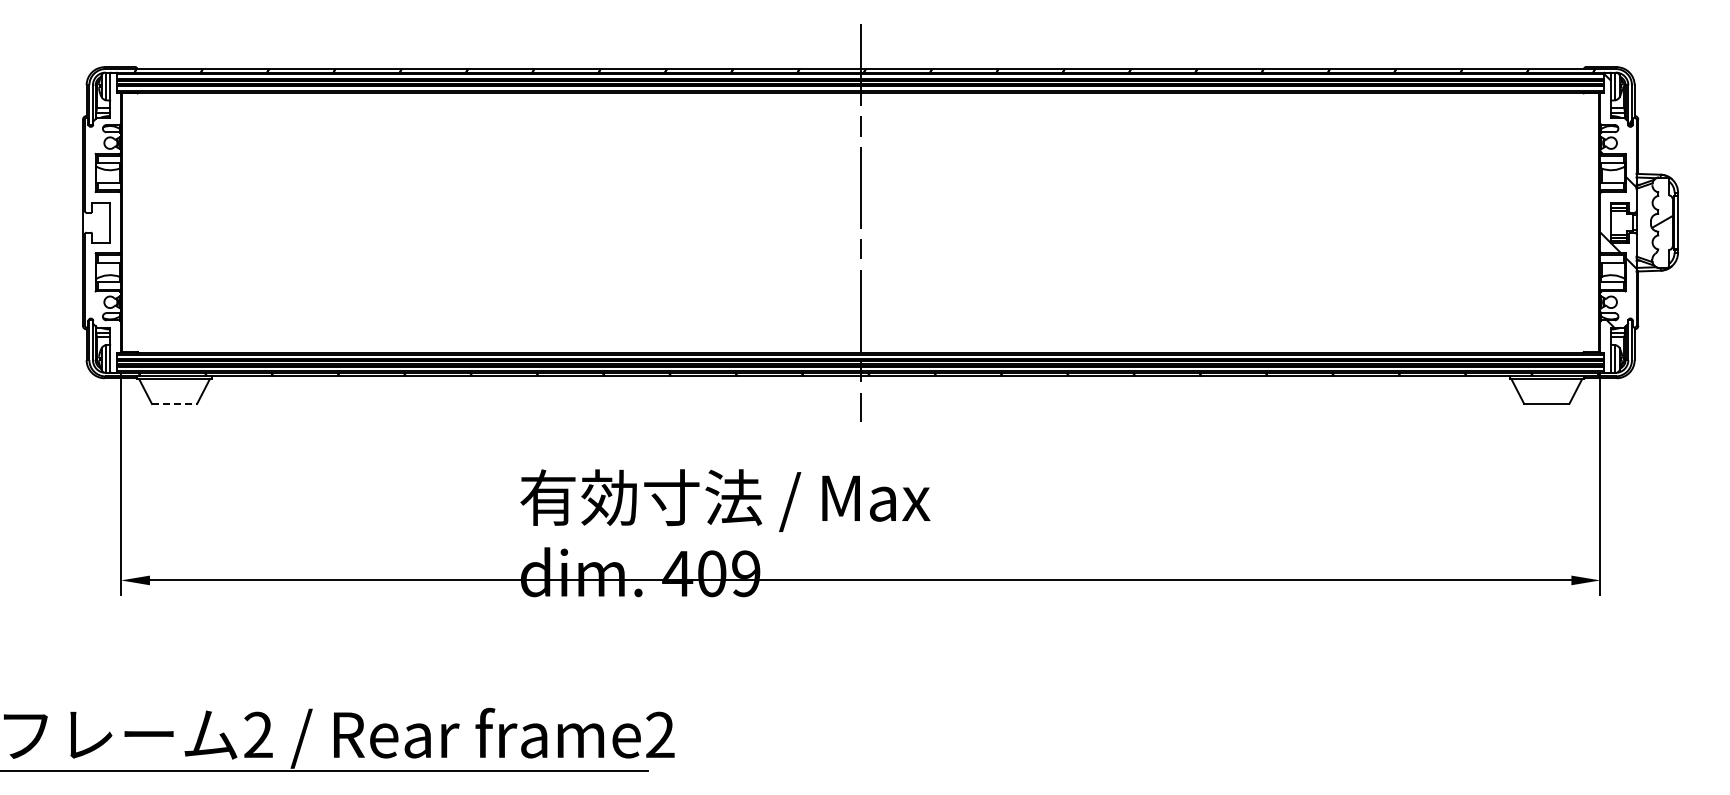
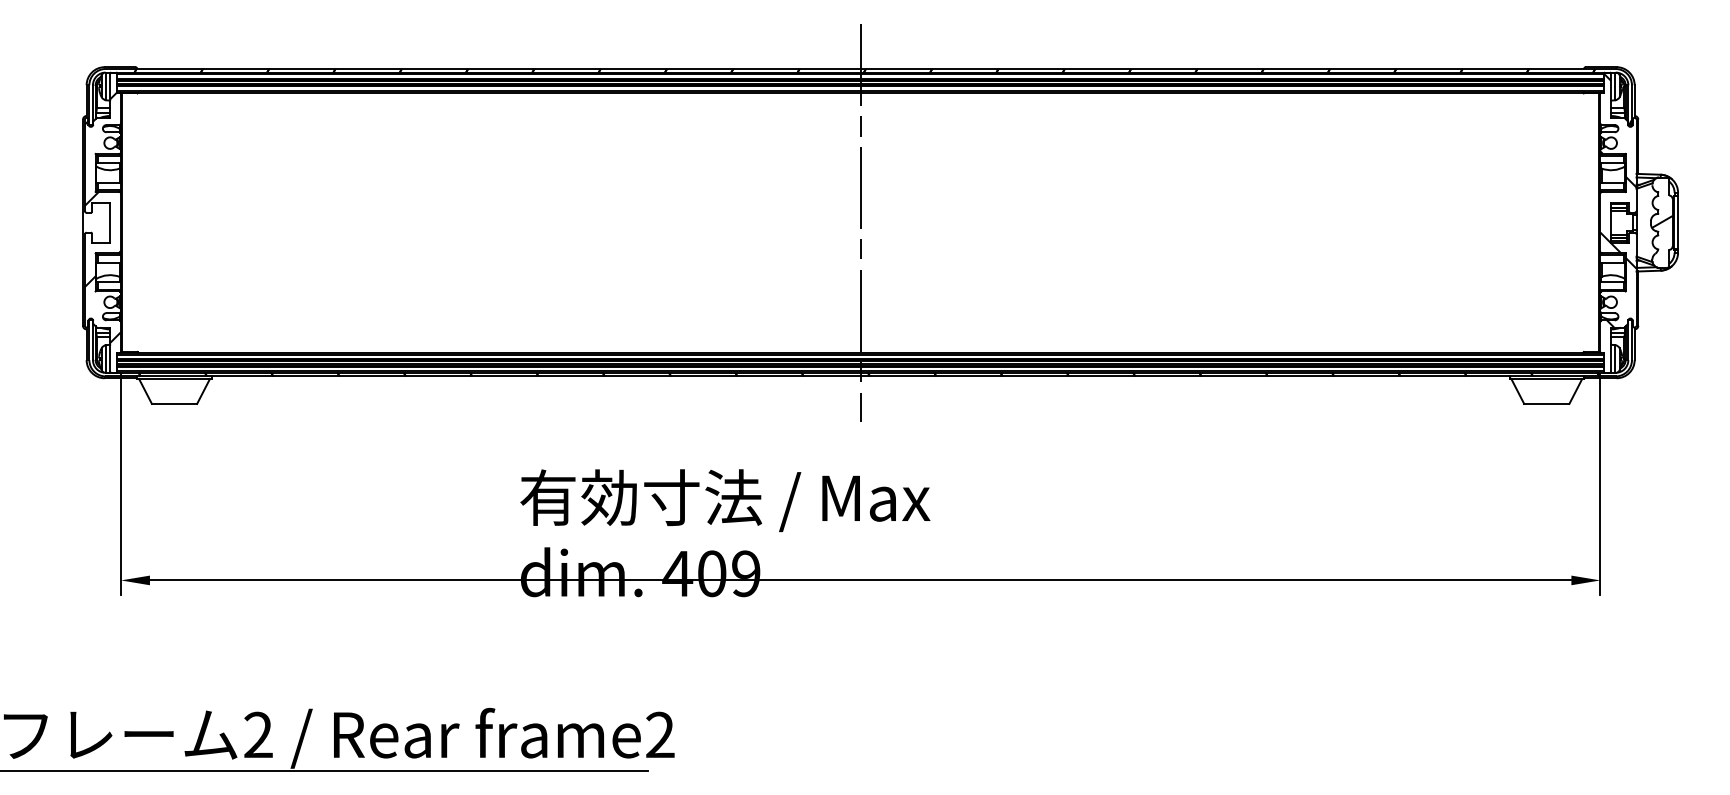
hatch: none -> present (102, 217)
line: dashed -> solid (174, 403)
